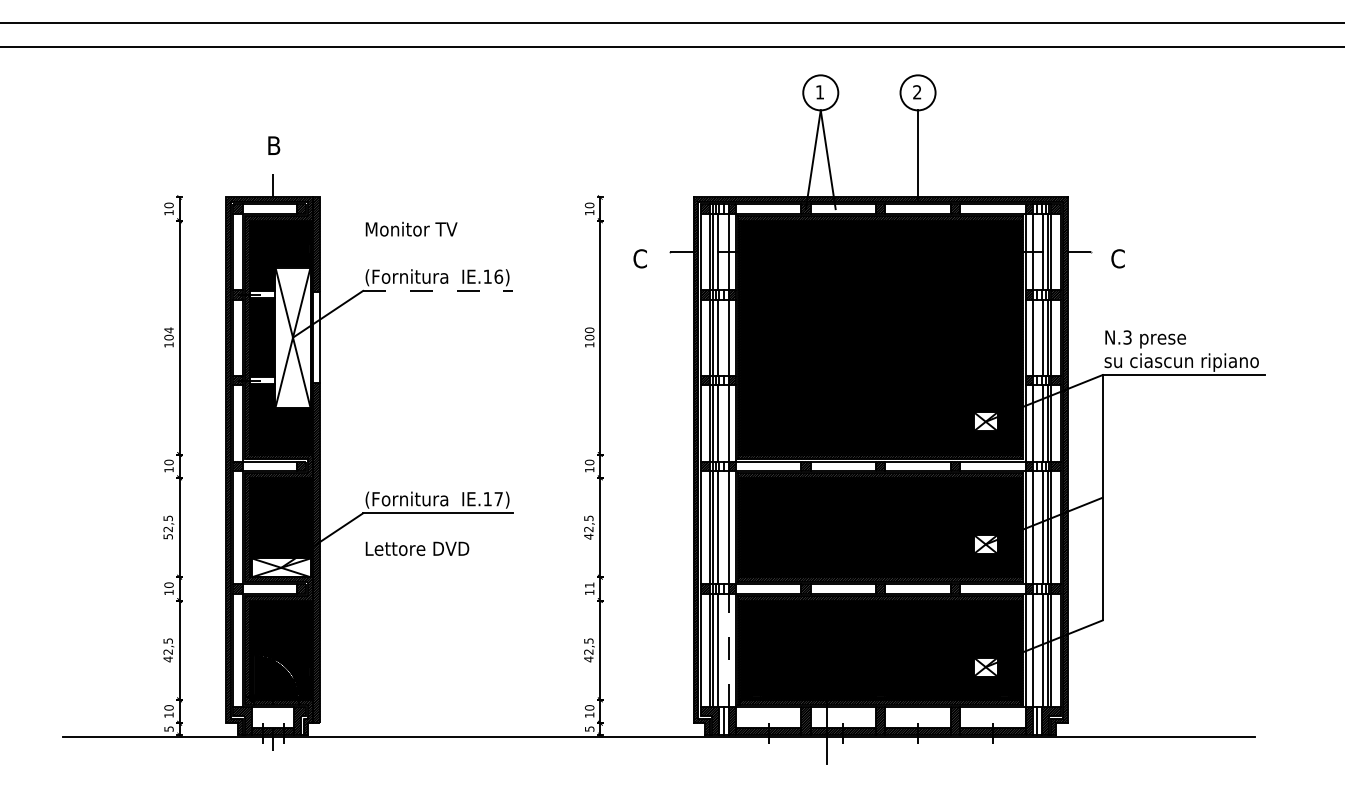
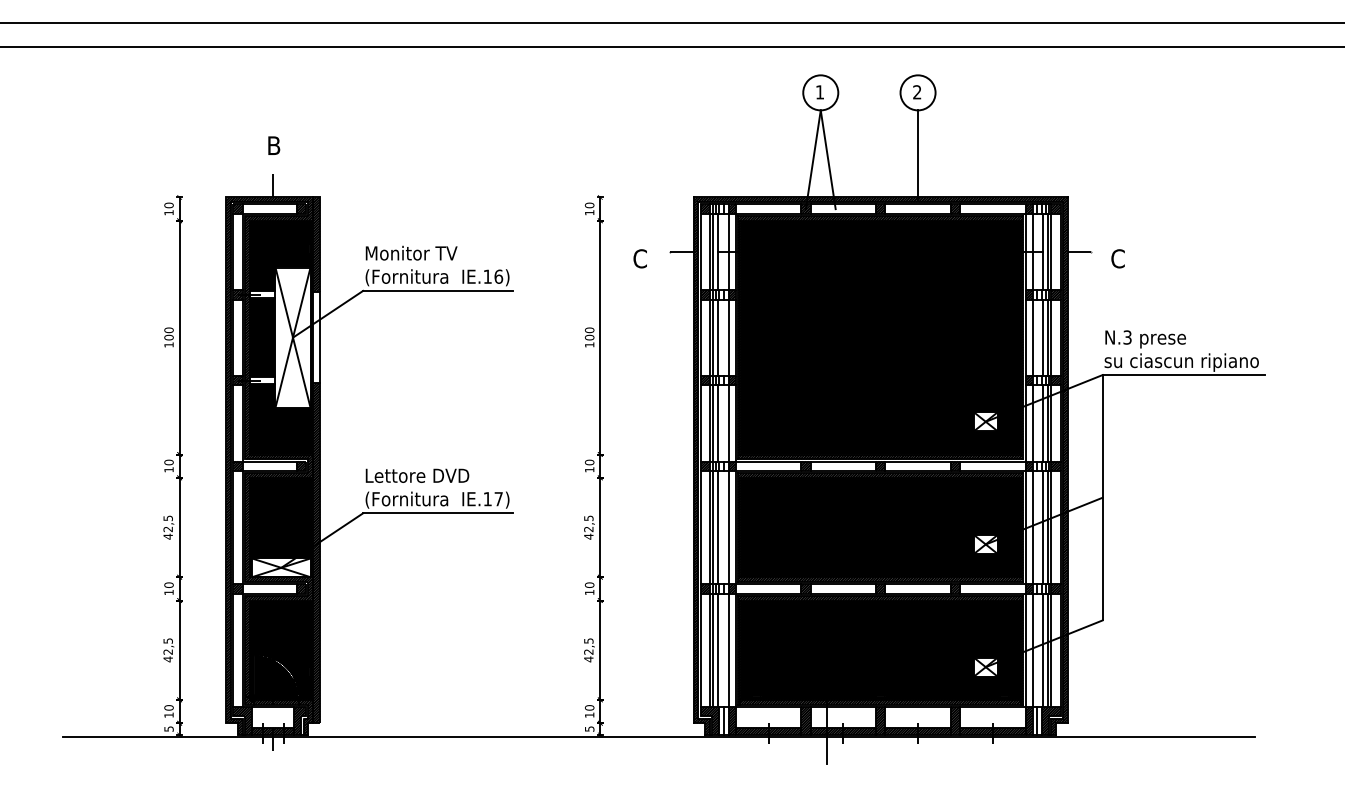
text position: (411, 228) -> (411, 252) (411, 252)
line: dashed -> solid (437, 290)
text: 104 -> 100 (168, 330)
text: 52,5 -> 42,5 (167, 536)
text position: (417, 548) -> (417, 475) (417, 475)
text: 11 -> 10 (589, 584)
line: dashed -> solid (728, 650)
